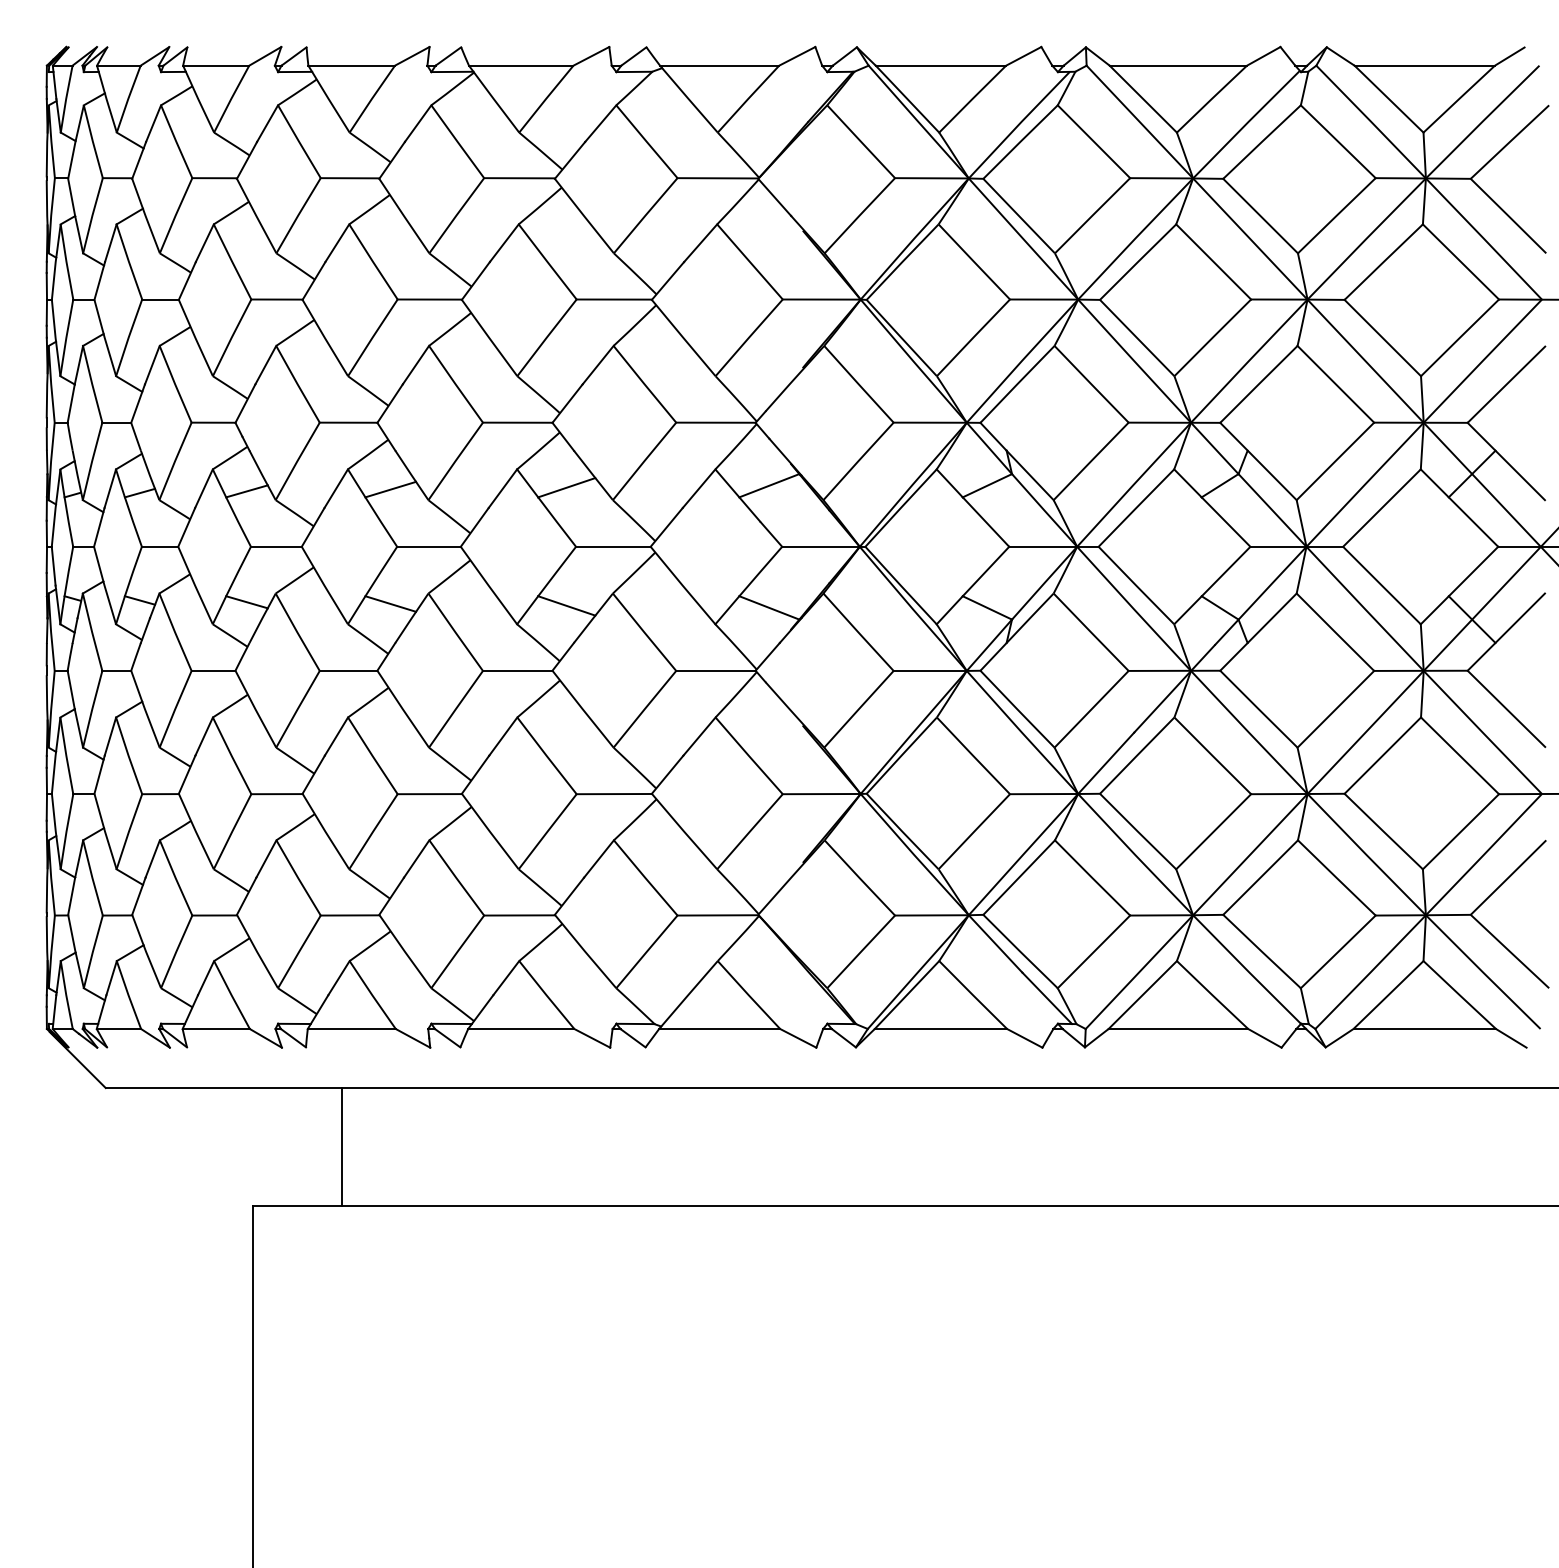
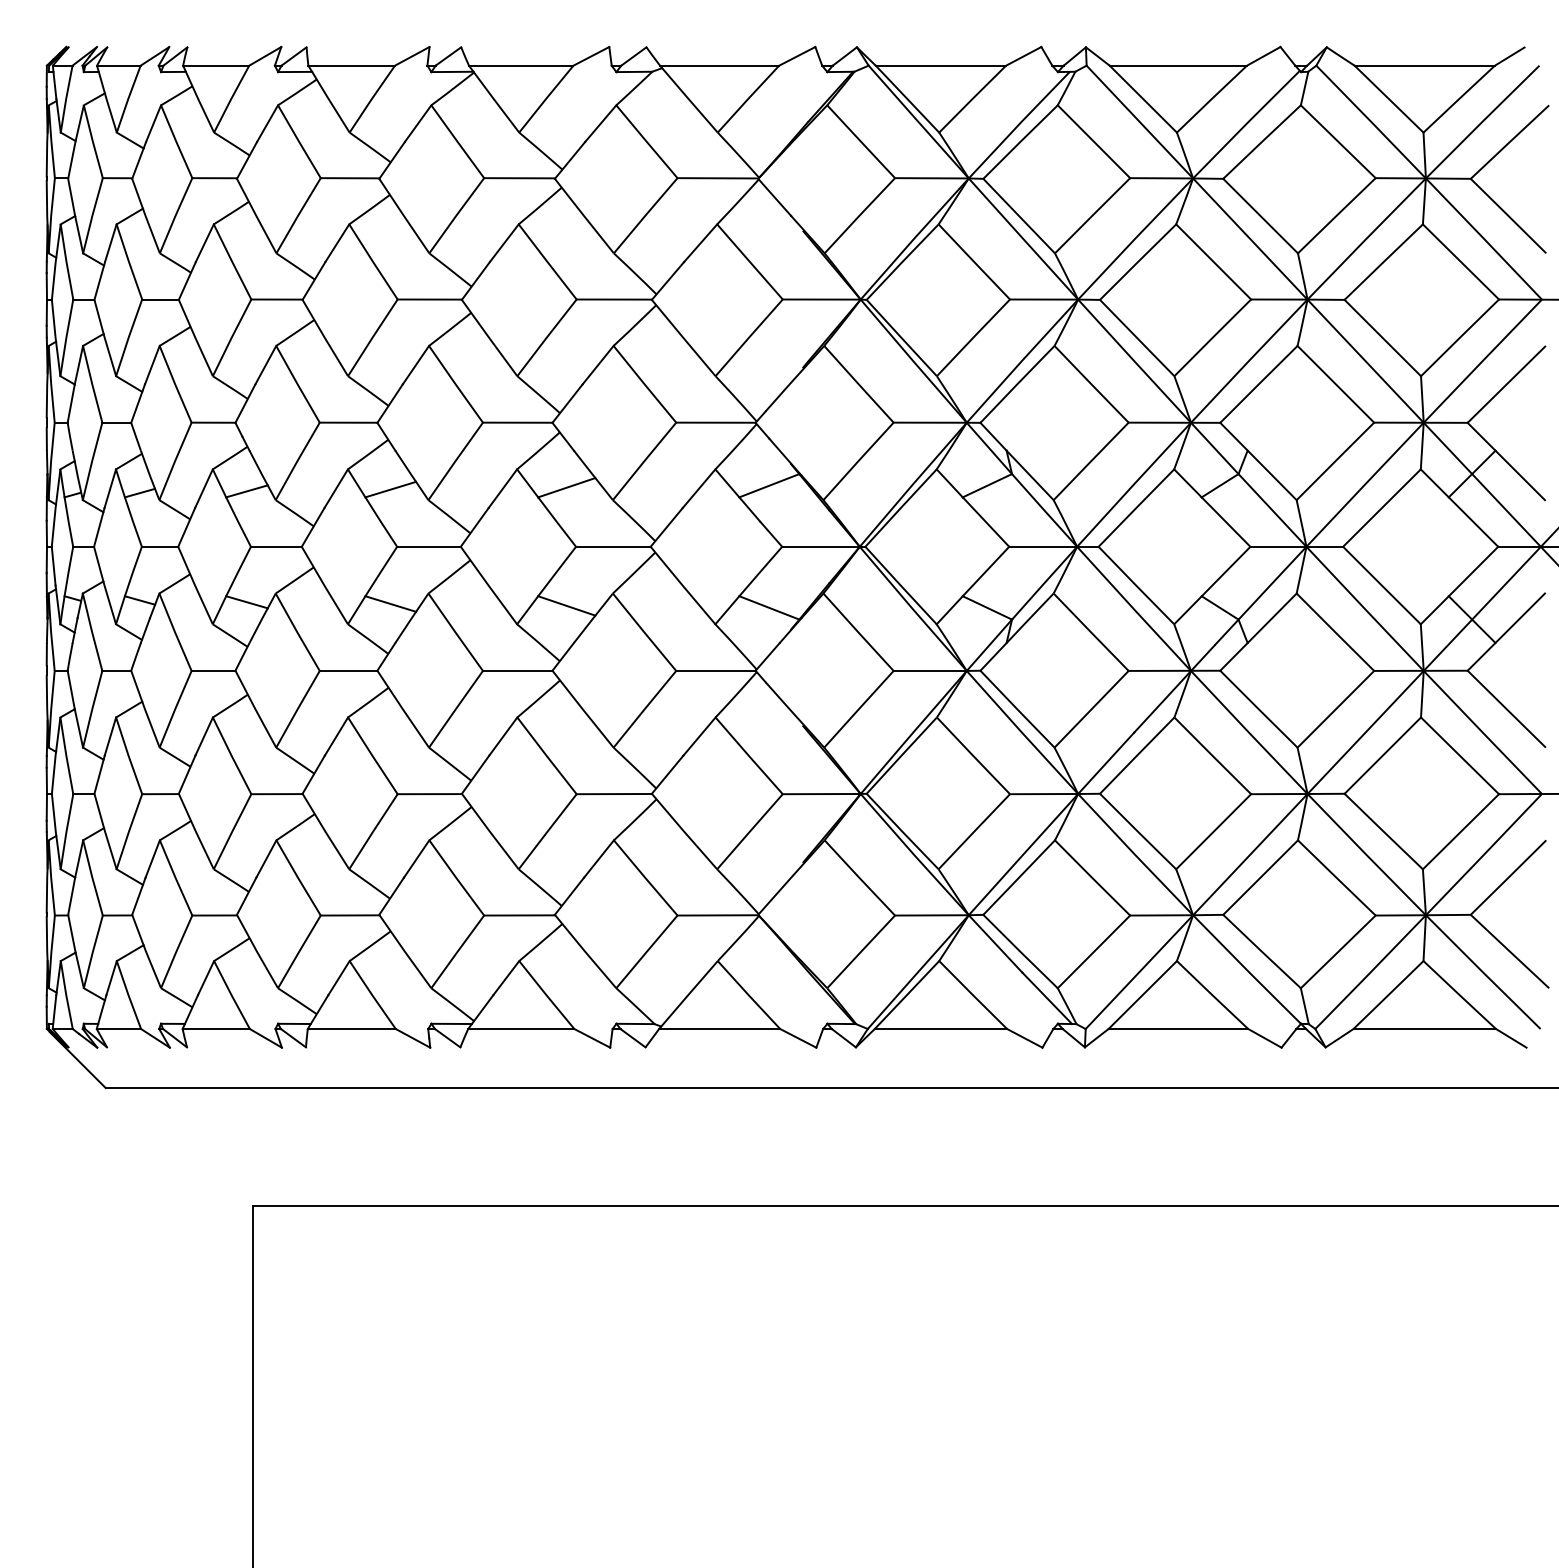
line: present -> none (341, 1146)
